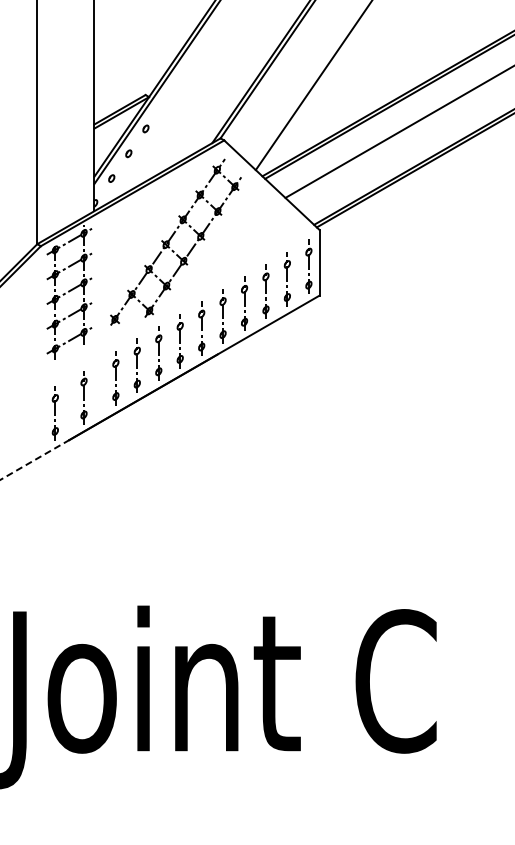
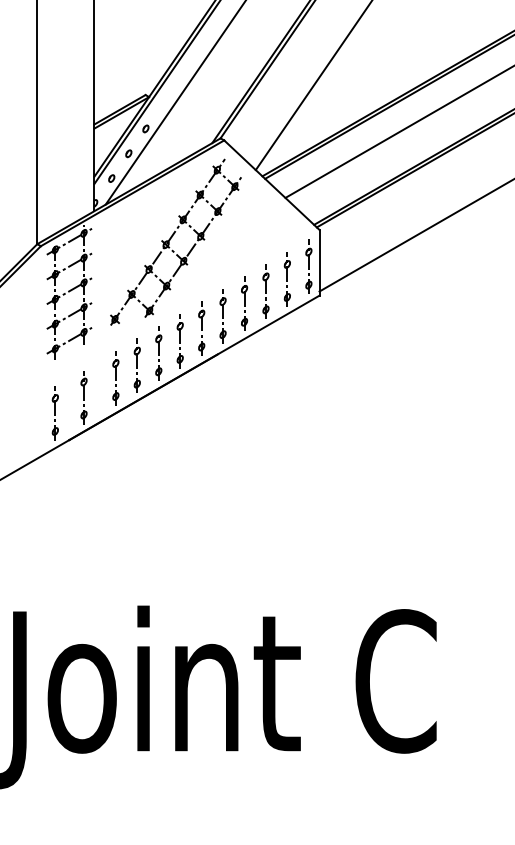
line: none -> present (174, 103)
line: none -> present (415, 235)
line: dashed -> solid (34, 459)
